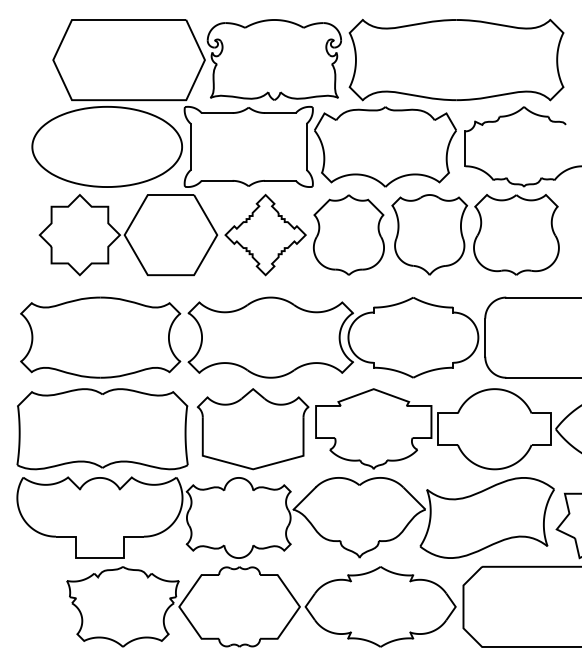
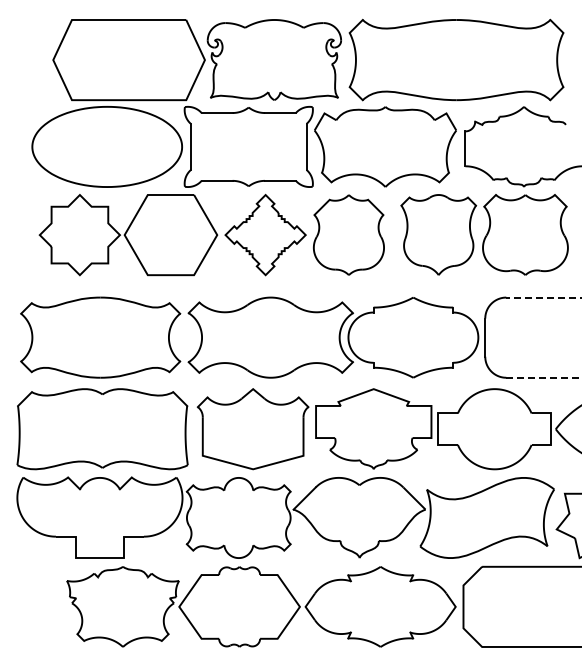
part position: (475, 234) -> (484, 234) (484, 234)
line: solid -> dashed (544, 297)
line: solid -> dashed (544, 377)
